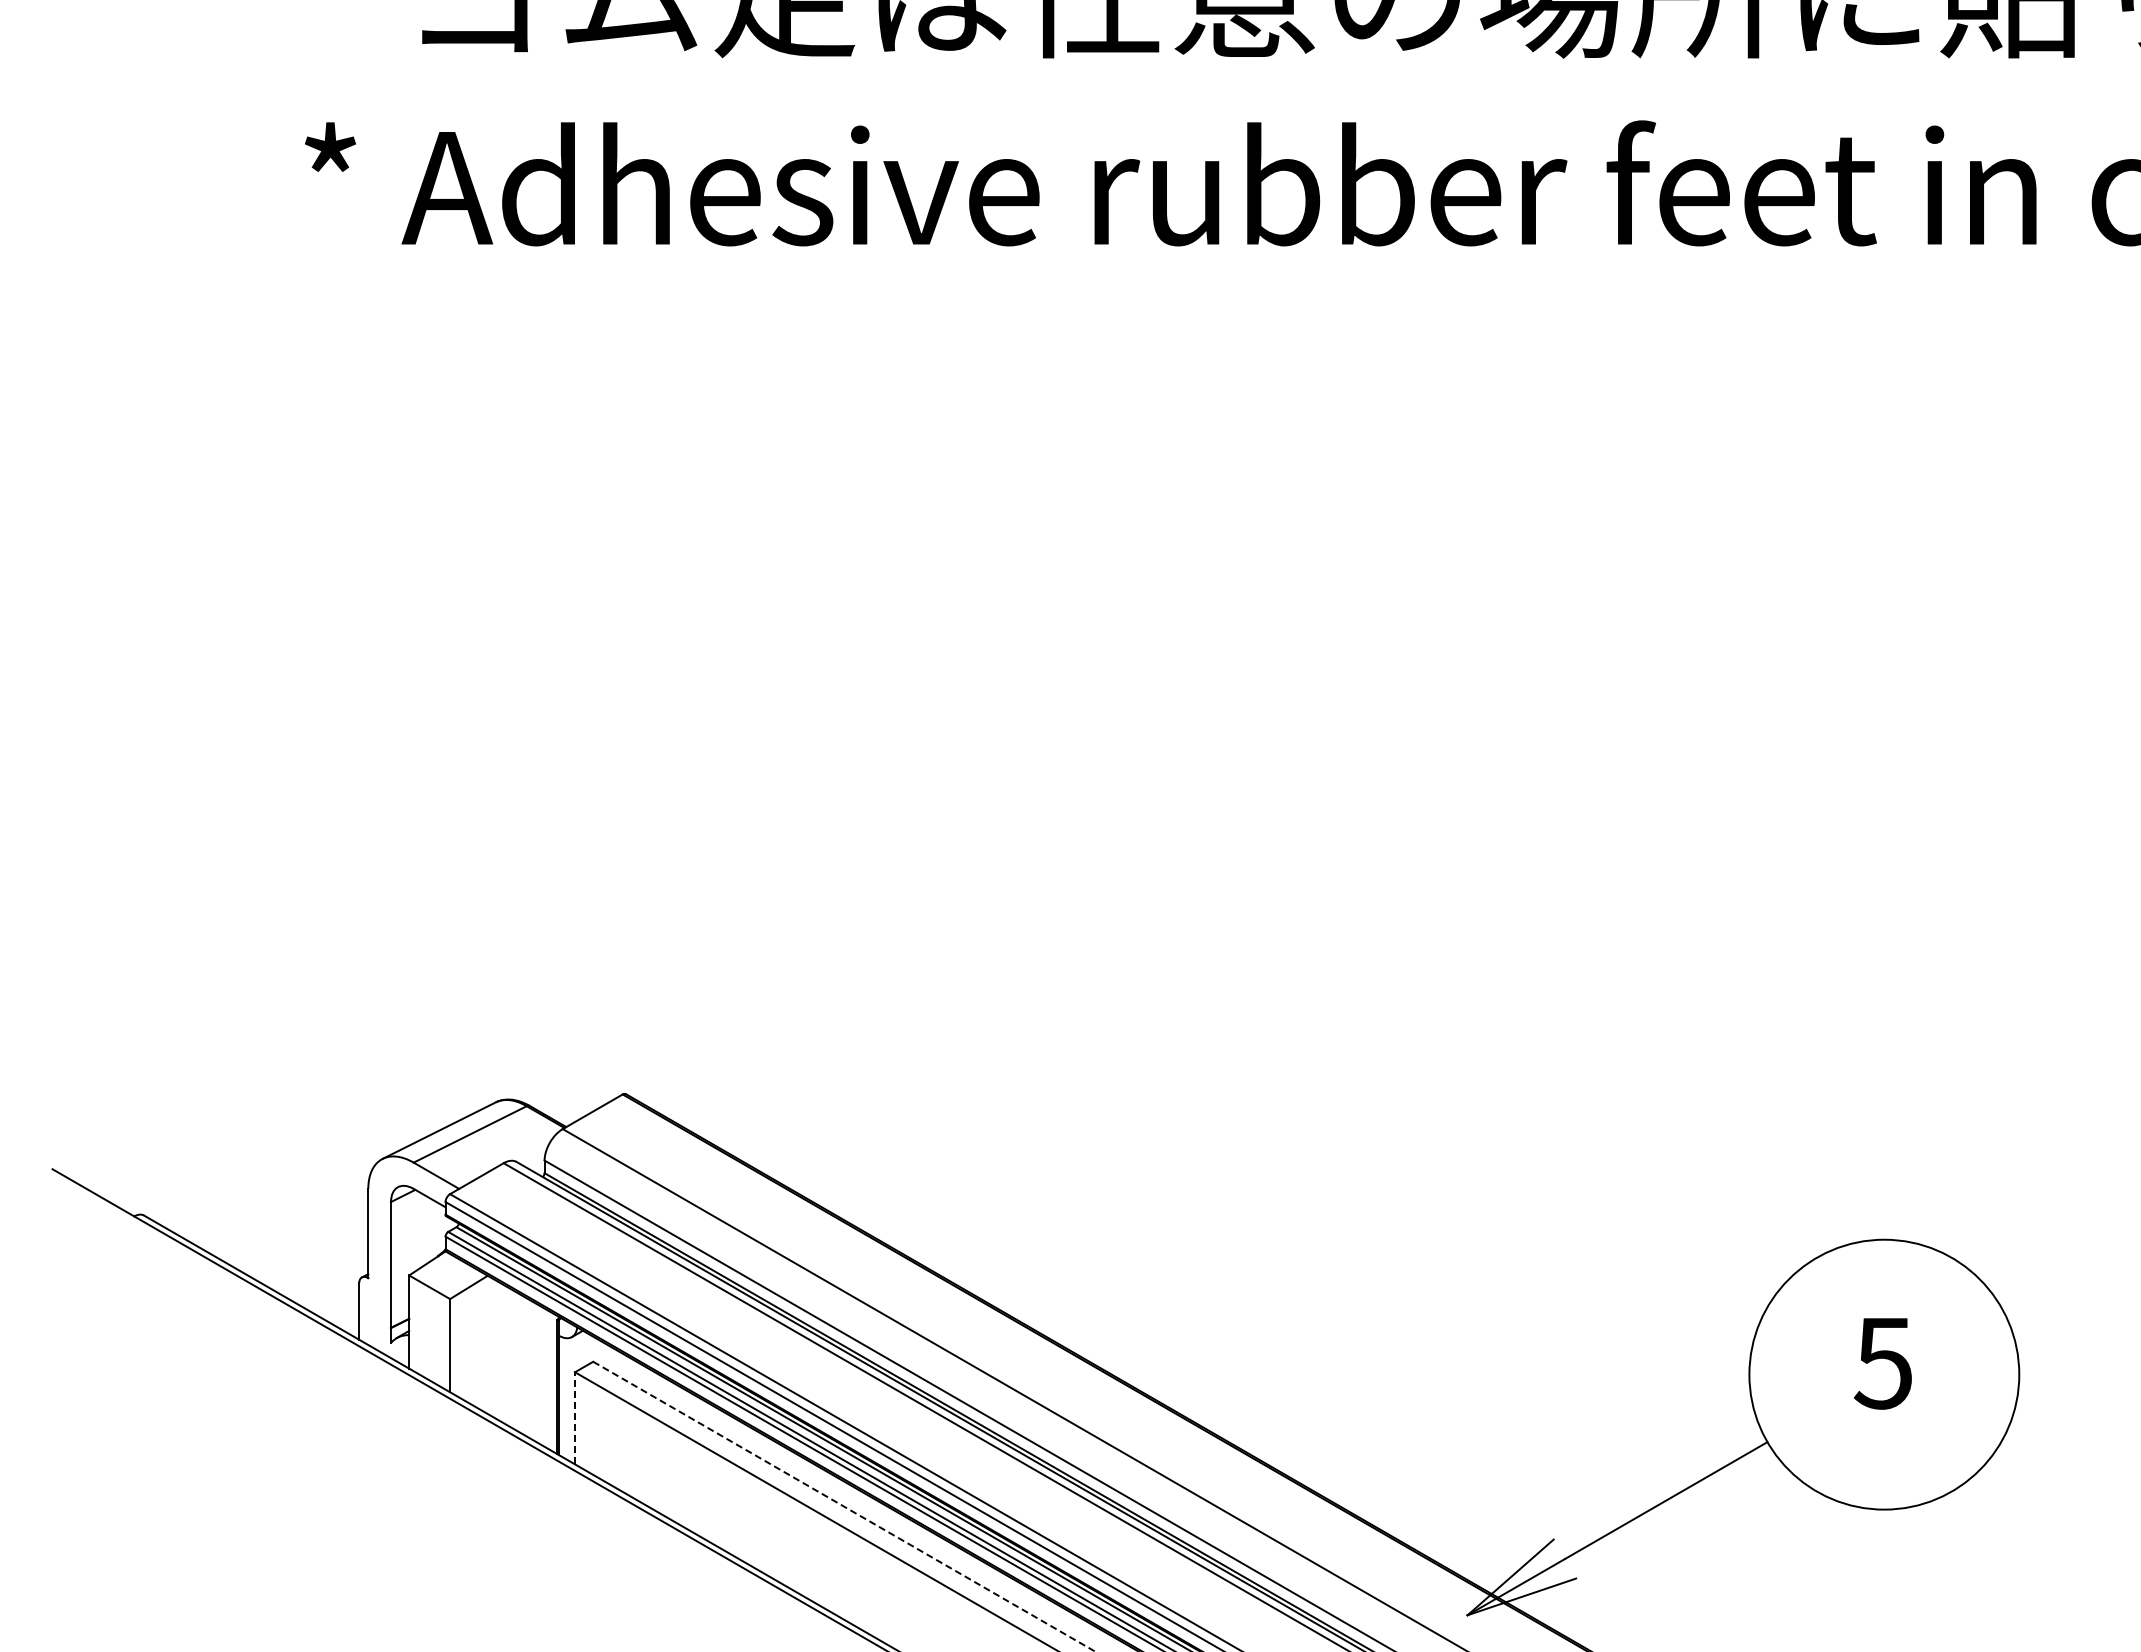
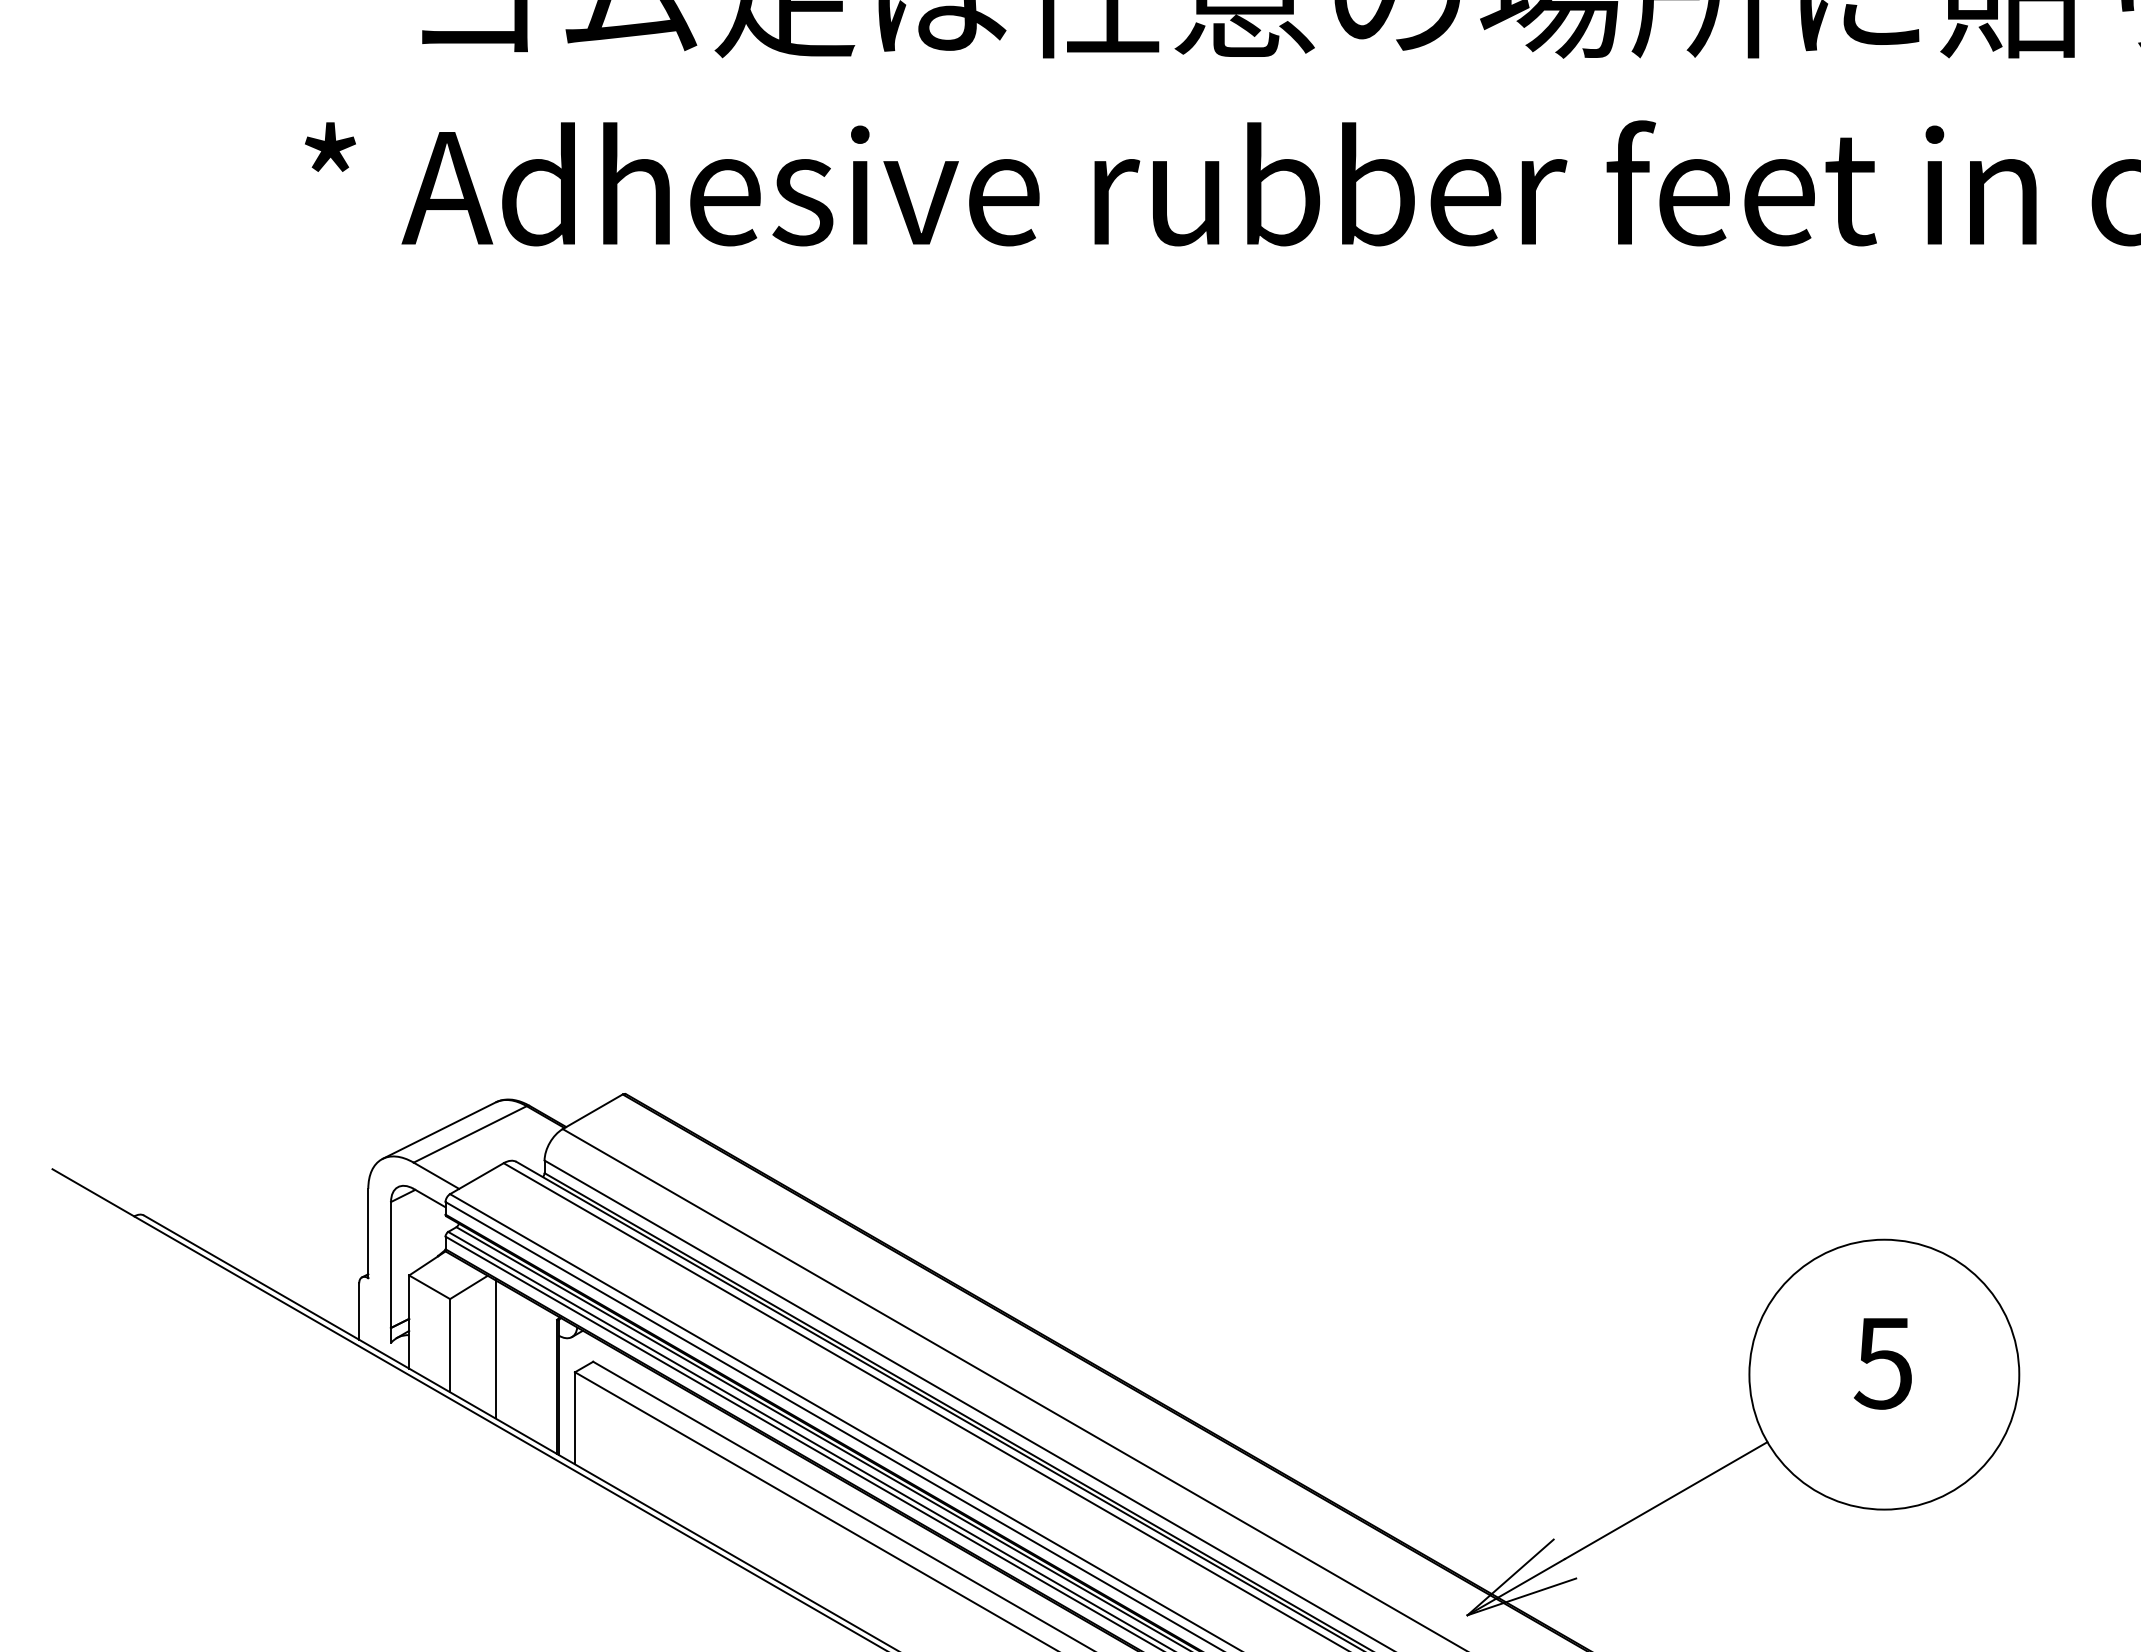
line: none -> present (495, 1349)
line: dashed -> solid (575, 1417)
line: dashed -> solid (844, 1506)
